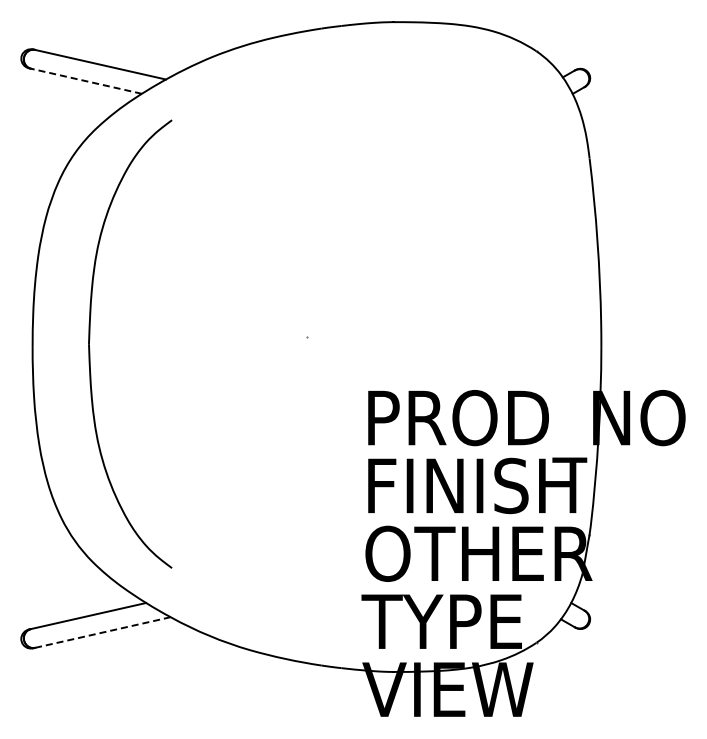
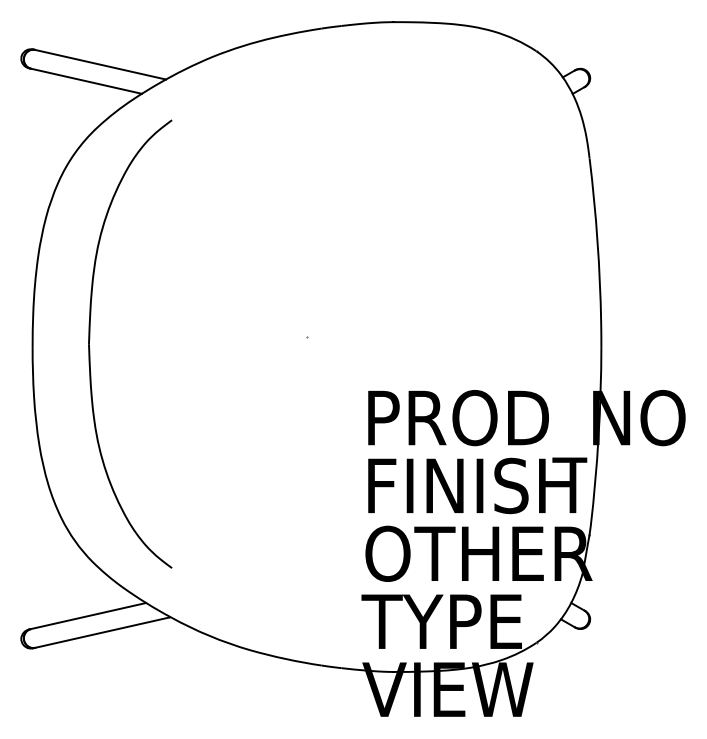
line: dashed -> solid (86, 81)
line: dashed -> solid (102, 632)
